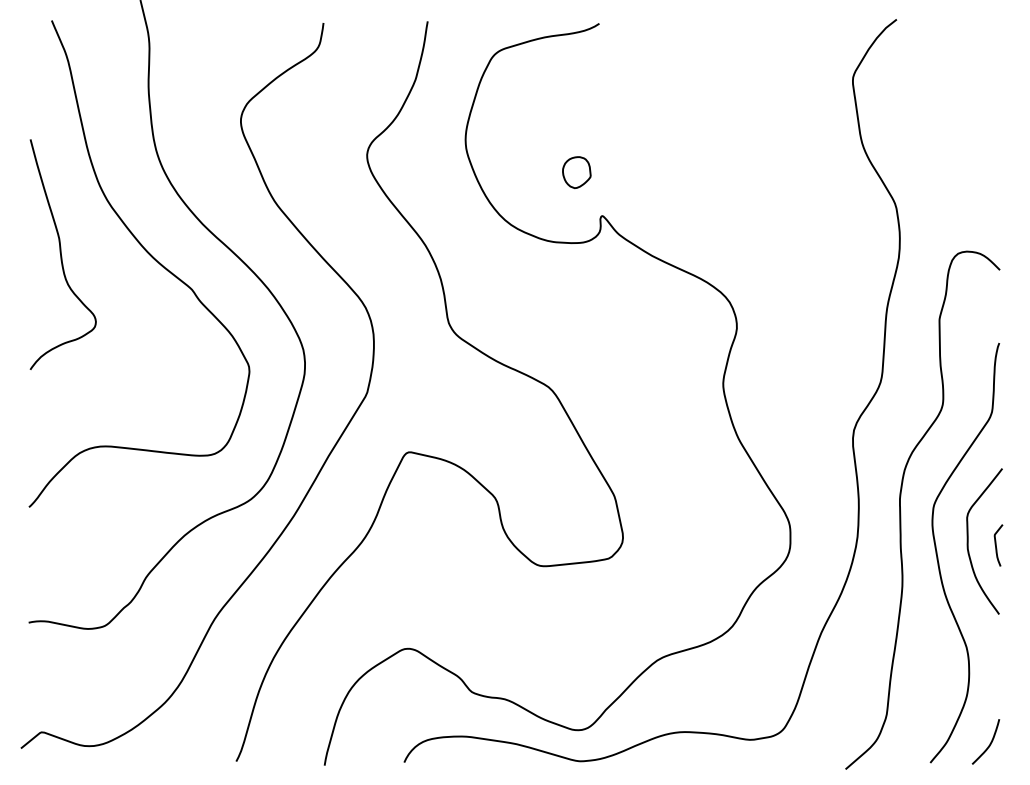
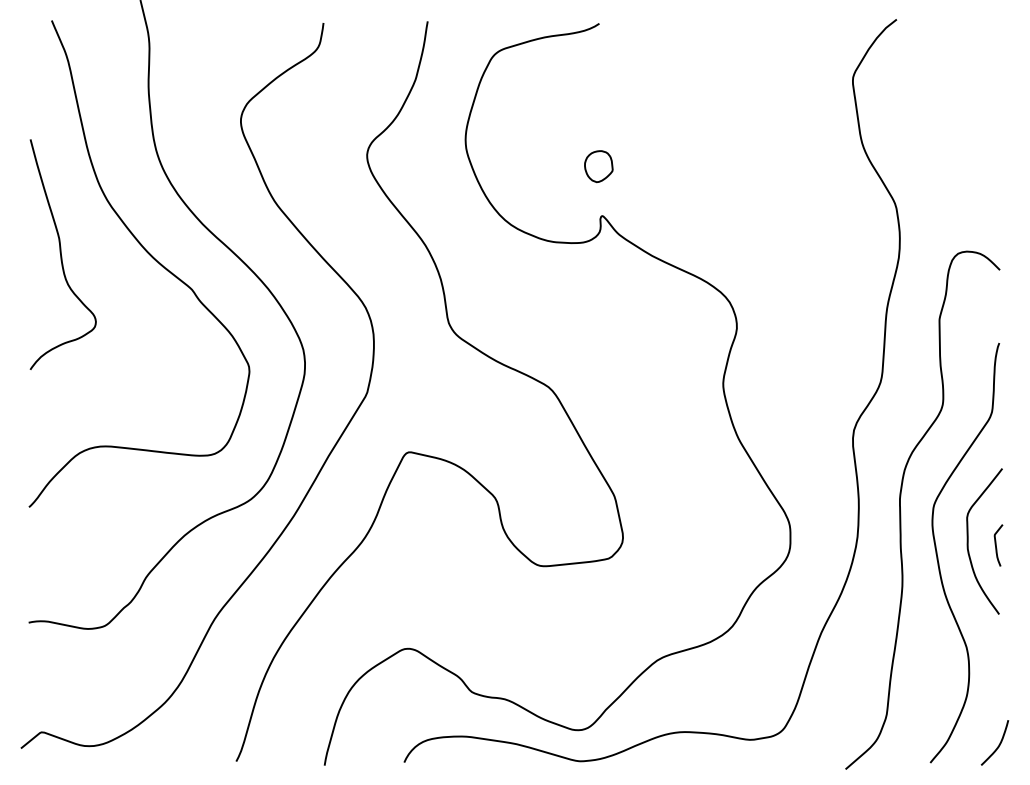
part position: (576, 172) -> (598, 166) (598, 166)
curve position: (989, 743) -> (998, 744) (998, 744)
